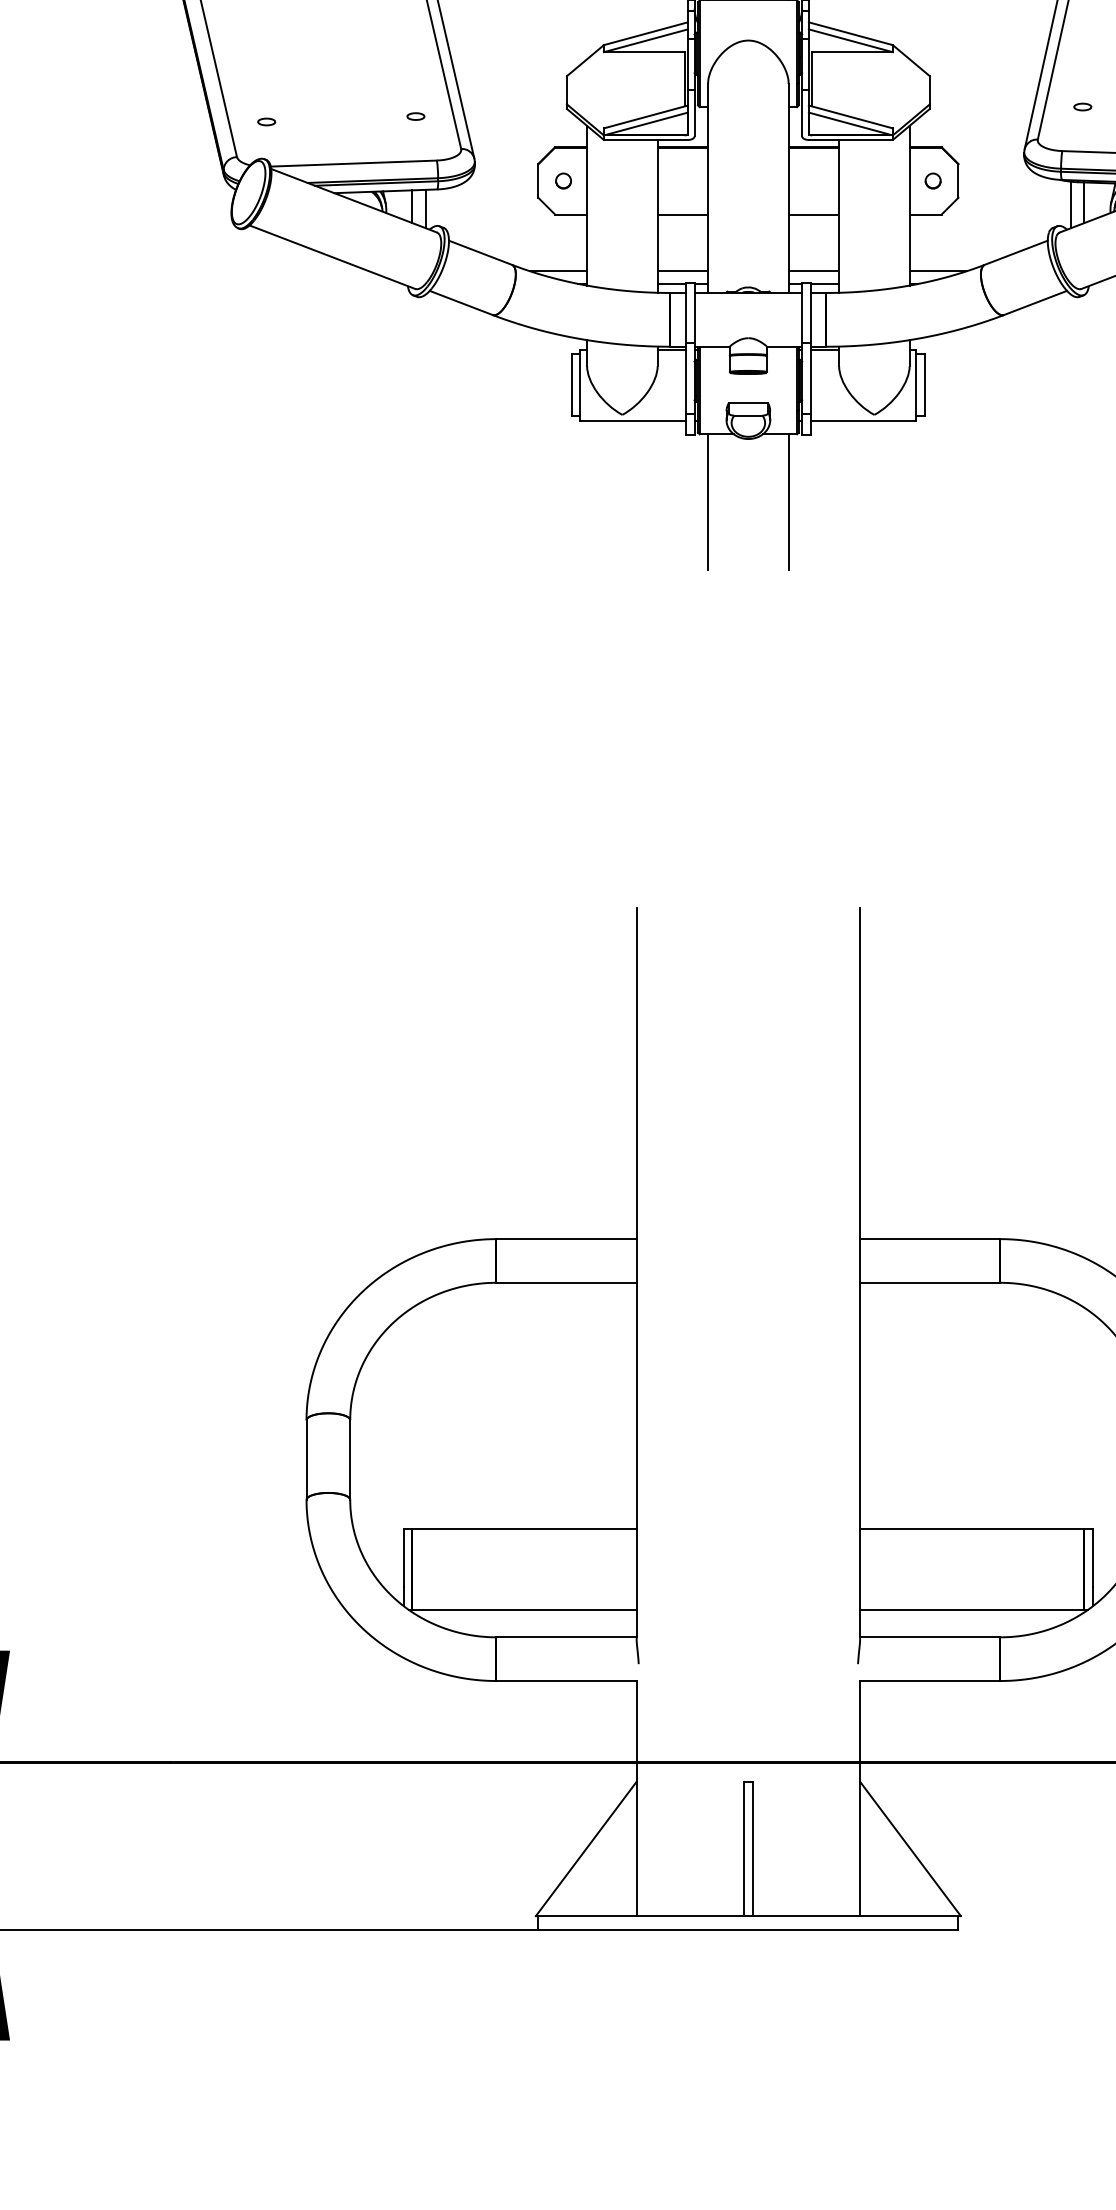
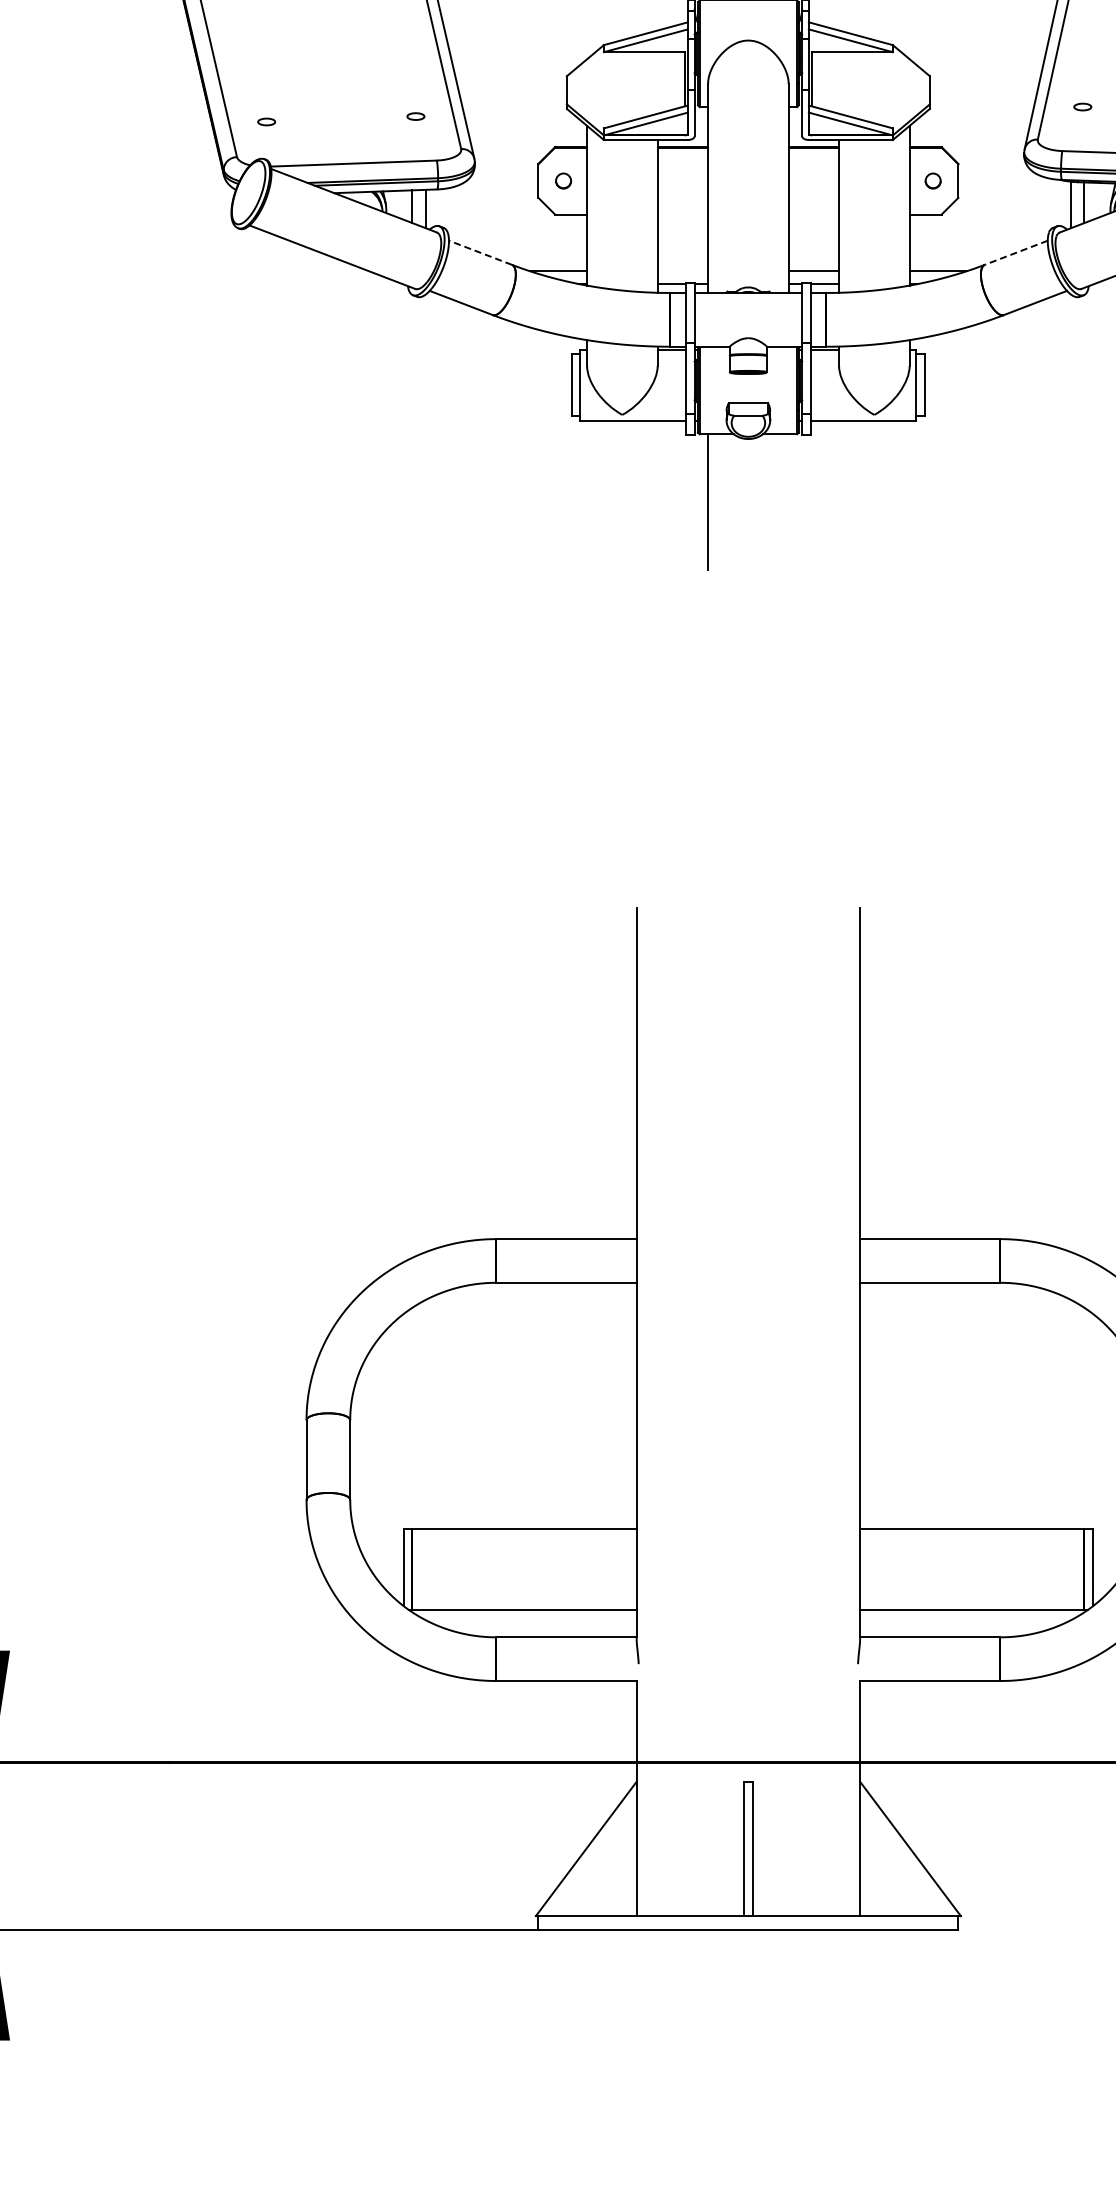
line: present -> none (682, 214)
line: present -> none (813, 214)
line: solid -> dashed (480, 252)
line: solid -> dashed (1016, 252)
line: present -> none (682, 271)
line: present -> none (788, 501)
